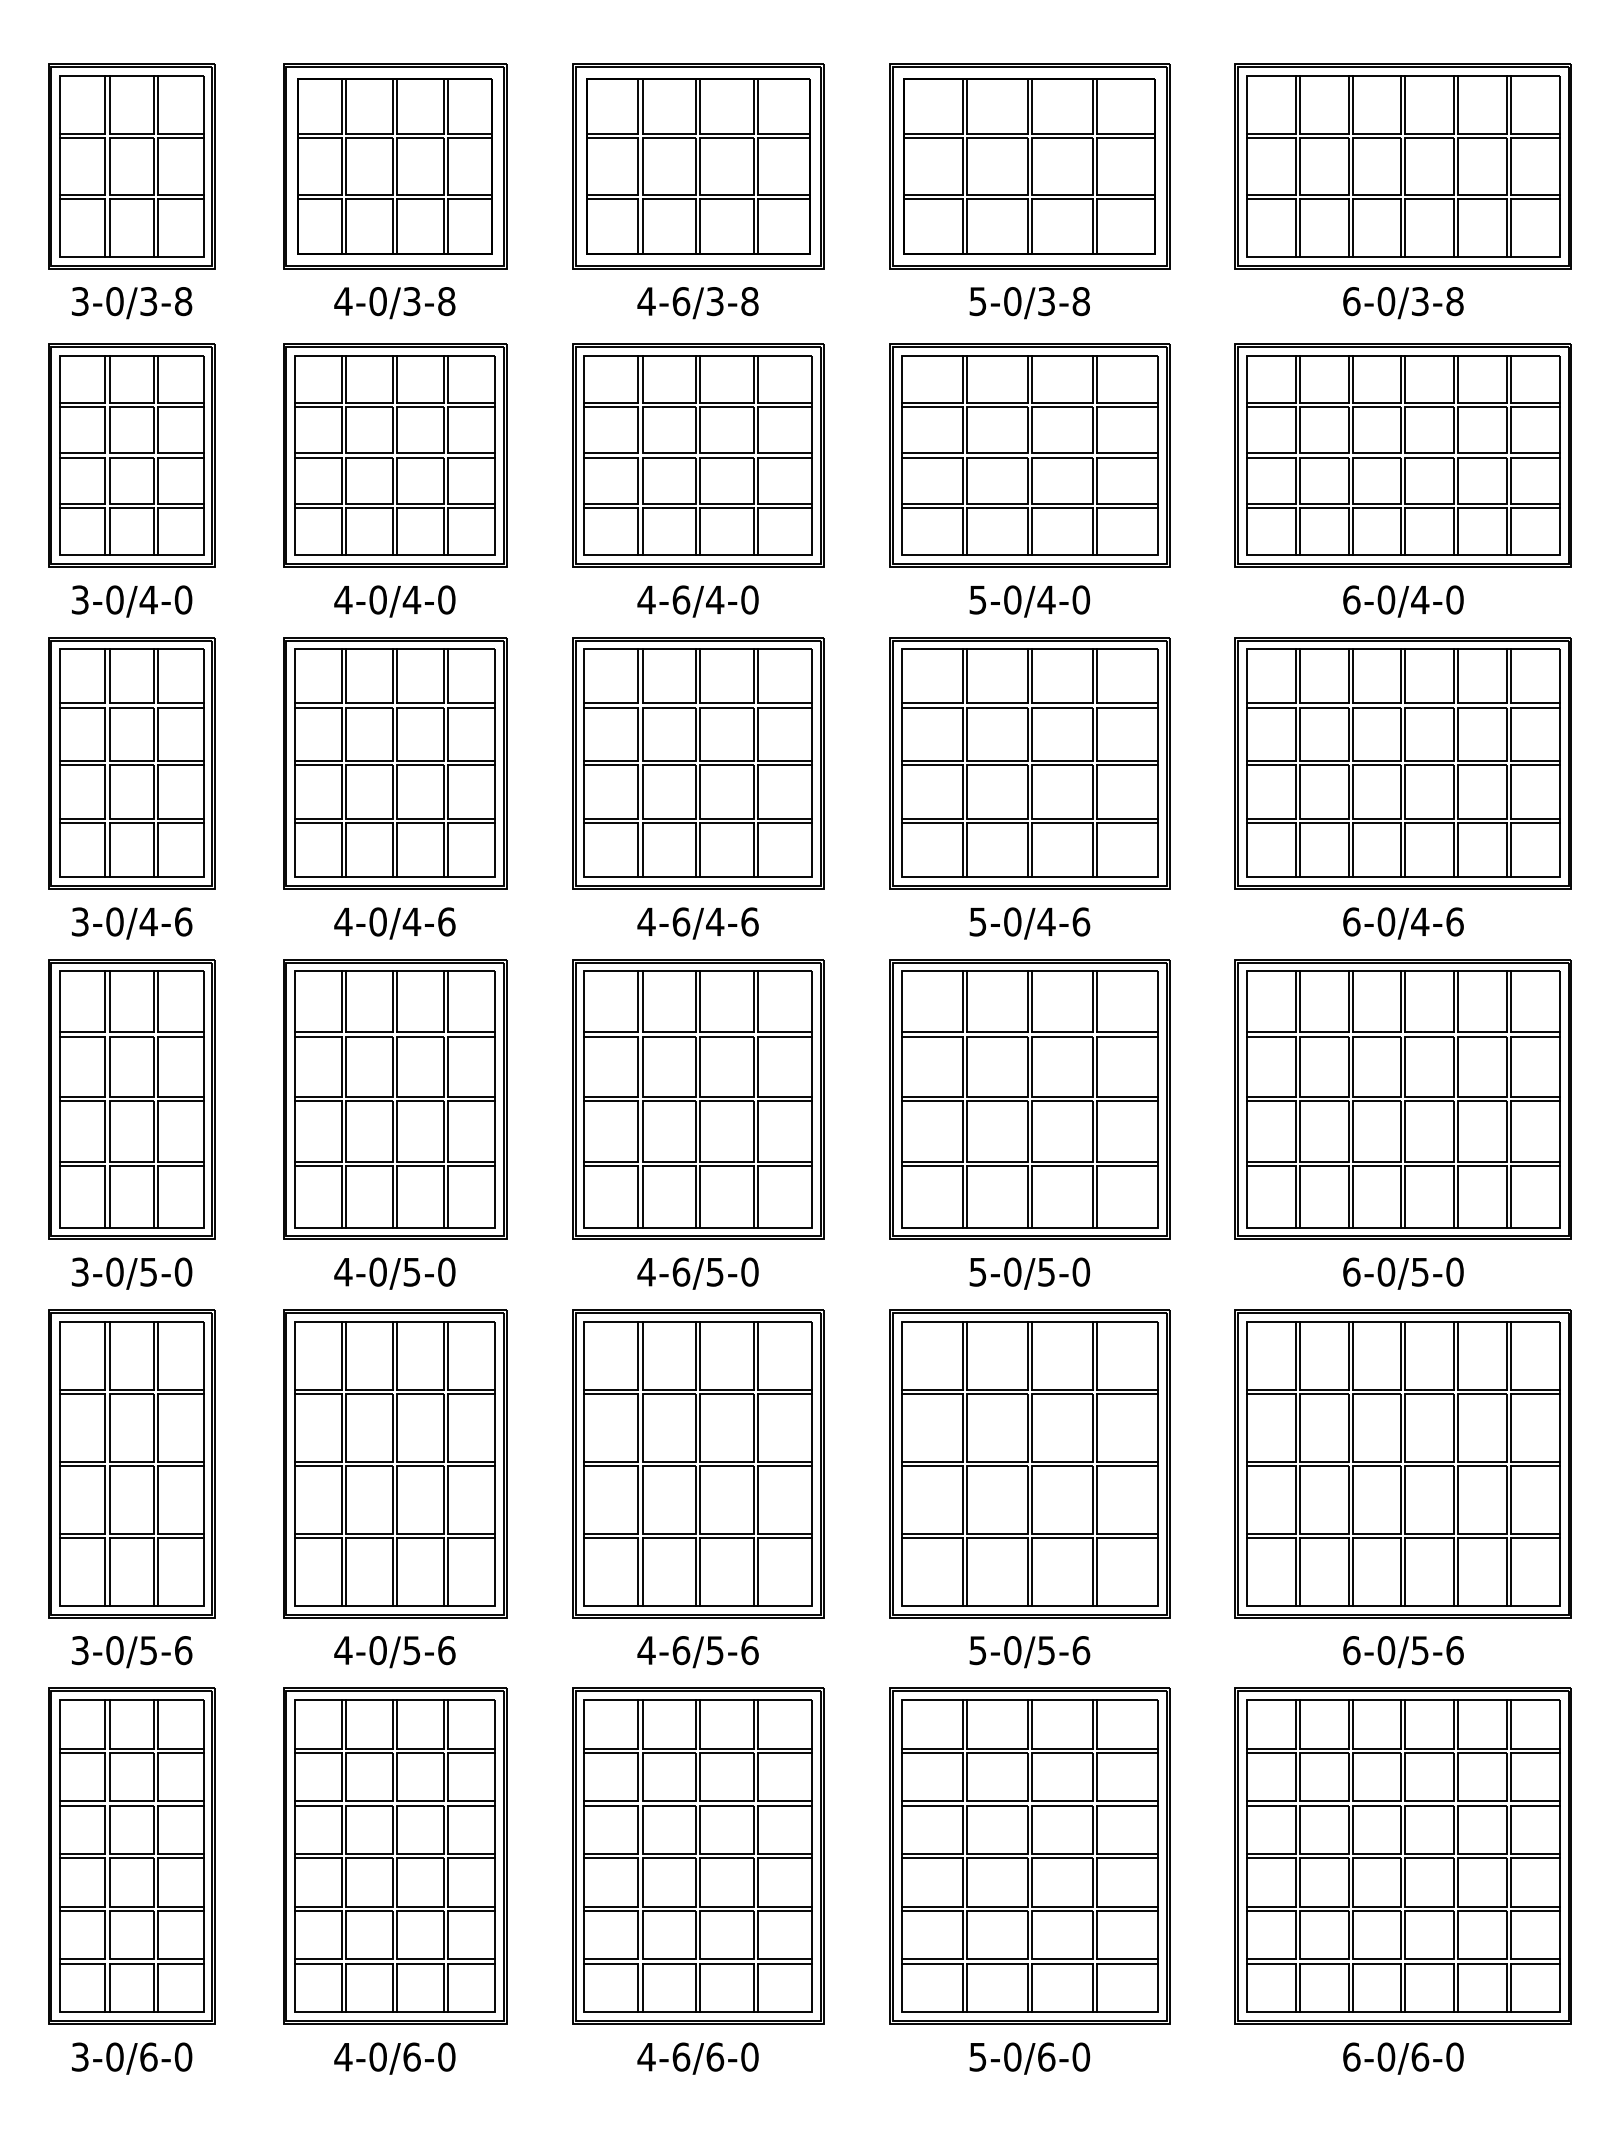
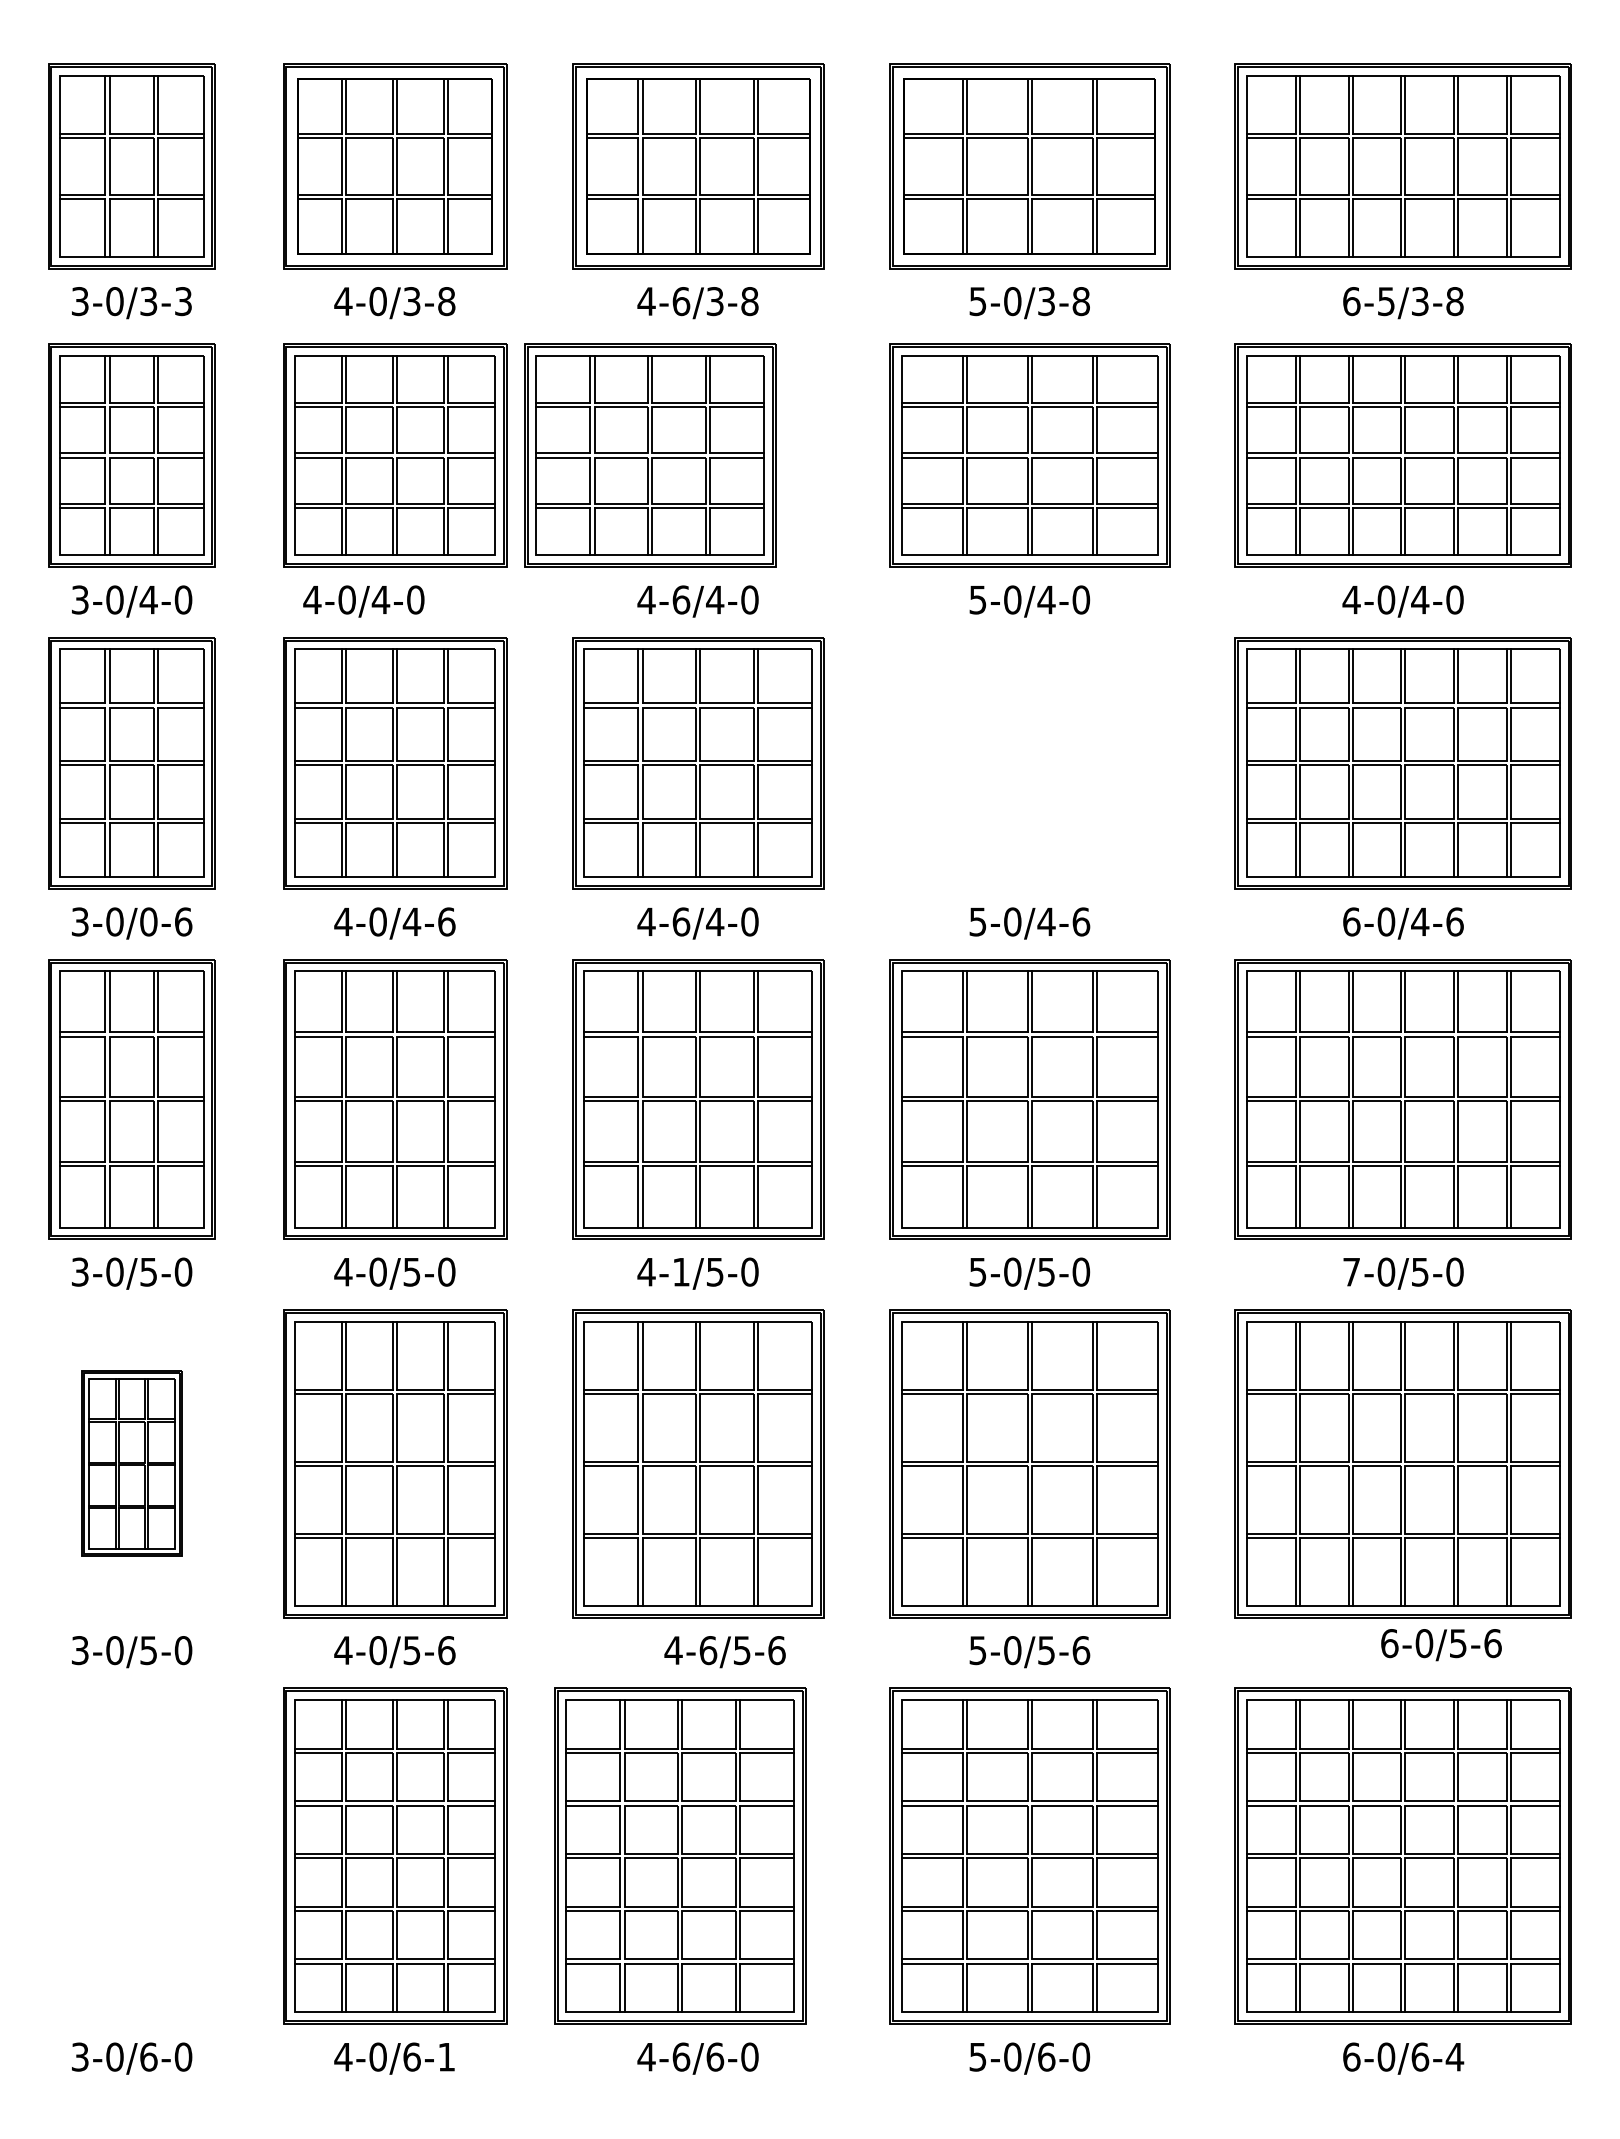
text: 3-0/3-8 -> 3-0/3-3 (183, 301)
text: 6-0/3-8 -> 6-5/3-8 (1386, 301)
part position: (698, 455) -> (650, 455) (650, 455)
text: 6-0/4-0 -> 4-0/4-0 (1351, 599)
text position: (394, 601) -> (363, 601) (363, 601)
part: present -> none (1029, 763)
text: 3-0/4-6 -> 3-0/0-6 (148, 921)
text: 4-6/4-6 -> 4-6/4-0 (749, 921)
text: 4-6/5-0 -> 4-1/5-0 (681, 1271)
text: 6-0/5-0 -> 7-0/5-0 (1351, 1271)
part size: 168x310 px -> 102x187 px (131, 1463)
text: 3-0/5-6 -> 3-0/5-0 (183, 1650)
text position: (697, 1652) -> (724, 1652) (724, 1652)
text position: (1403, 1652) -> (1441, 1645) (1441, 1645)
part: present -> none (131, 1855)
part position: (698, 1855) -> (680, 1855) (680, 1855)
text: 4-0/6-0 -> 4-0/6-1 (446, 2056)
text: 6-0/6-0 -> 6-0/6-4 (1454, 2056)
